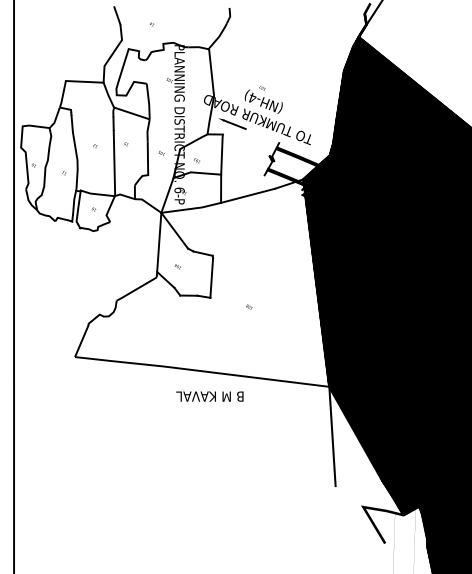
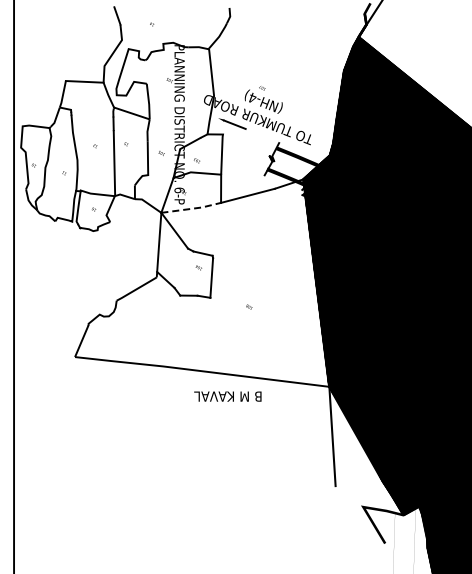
line: solid -> dashed (192, 208)
text position: (177, 266) -> (198, 267) (198, 267)
text position: (209, 396) -> (227, 396) (227, 396)
